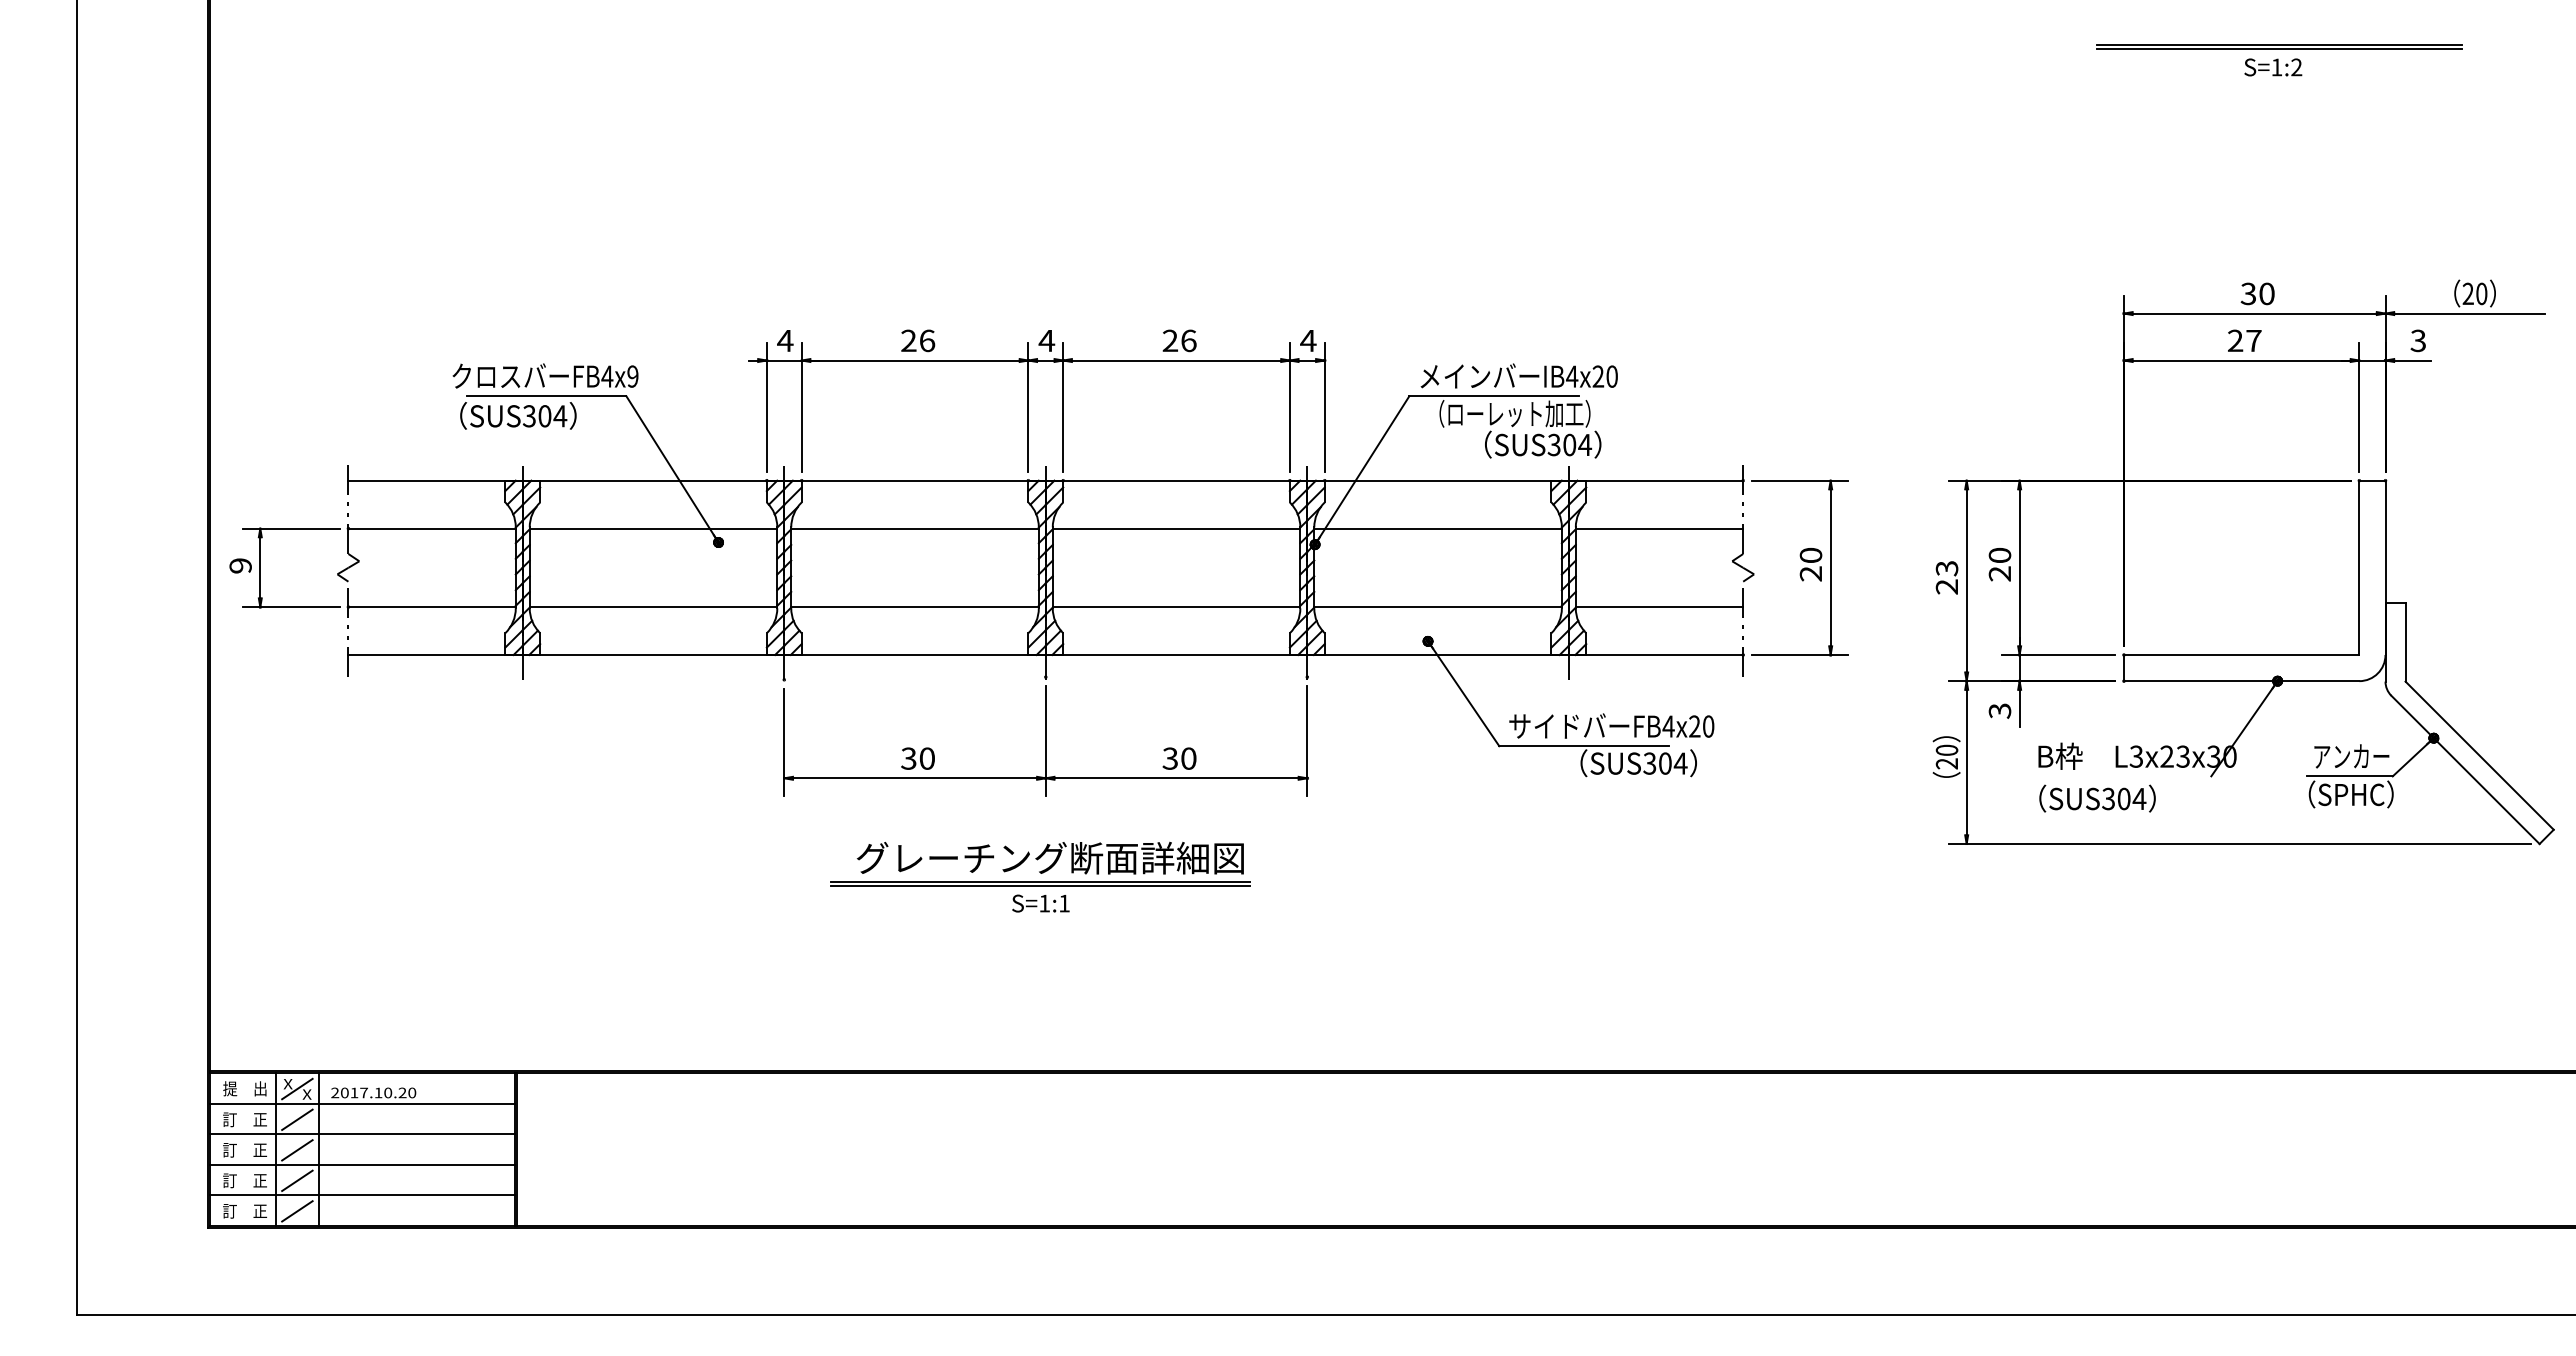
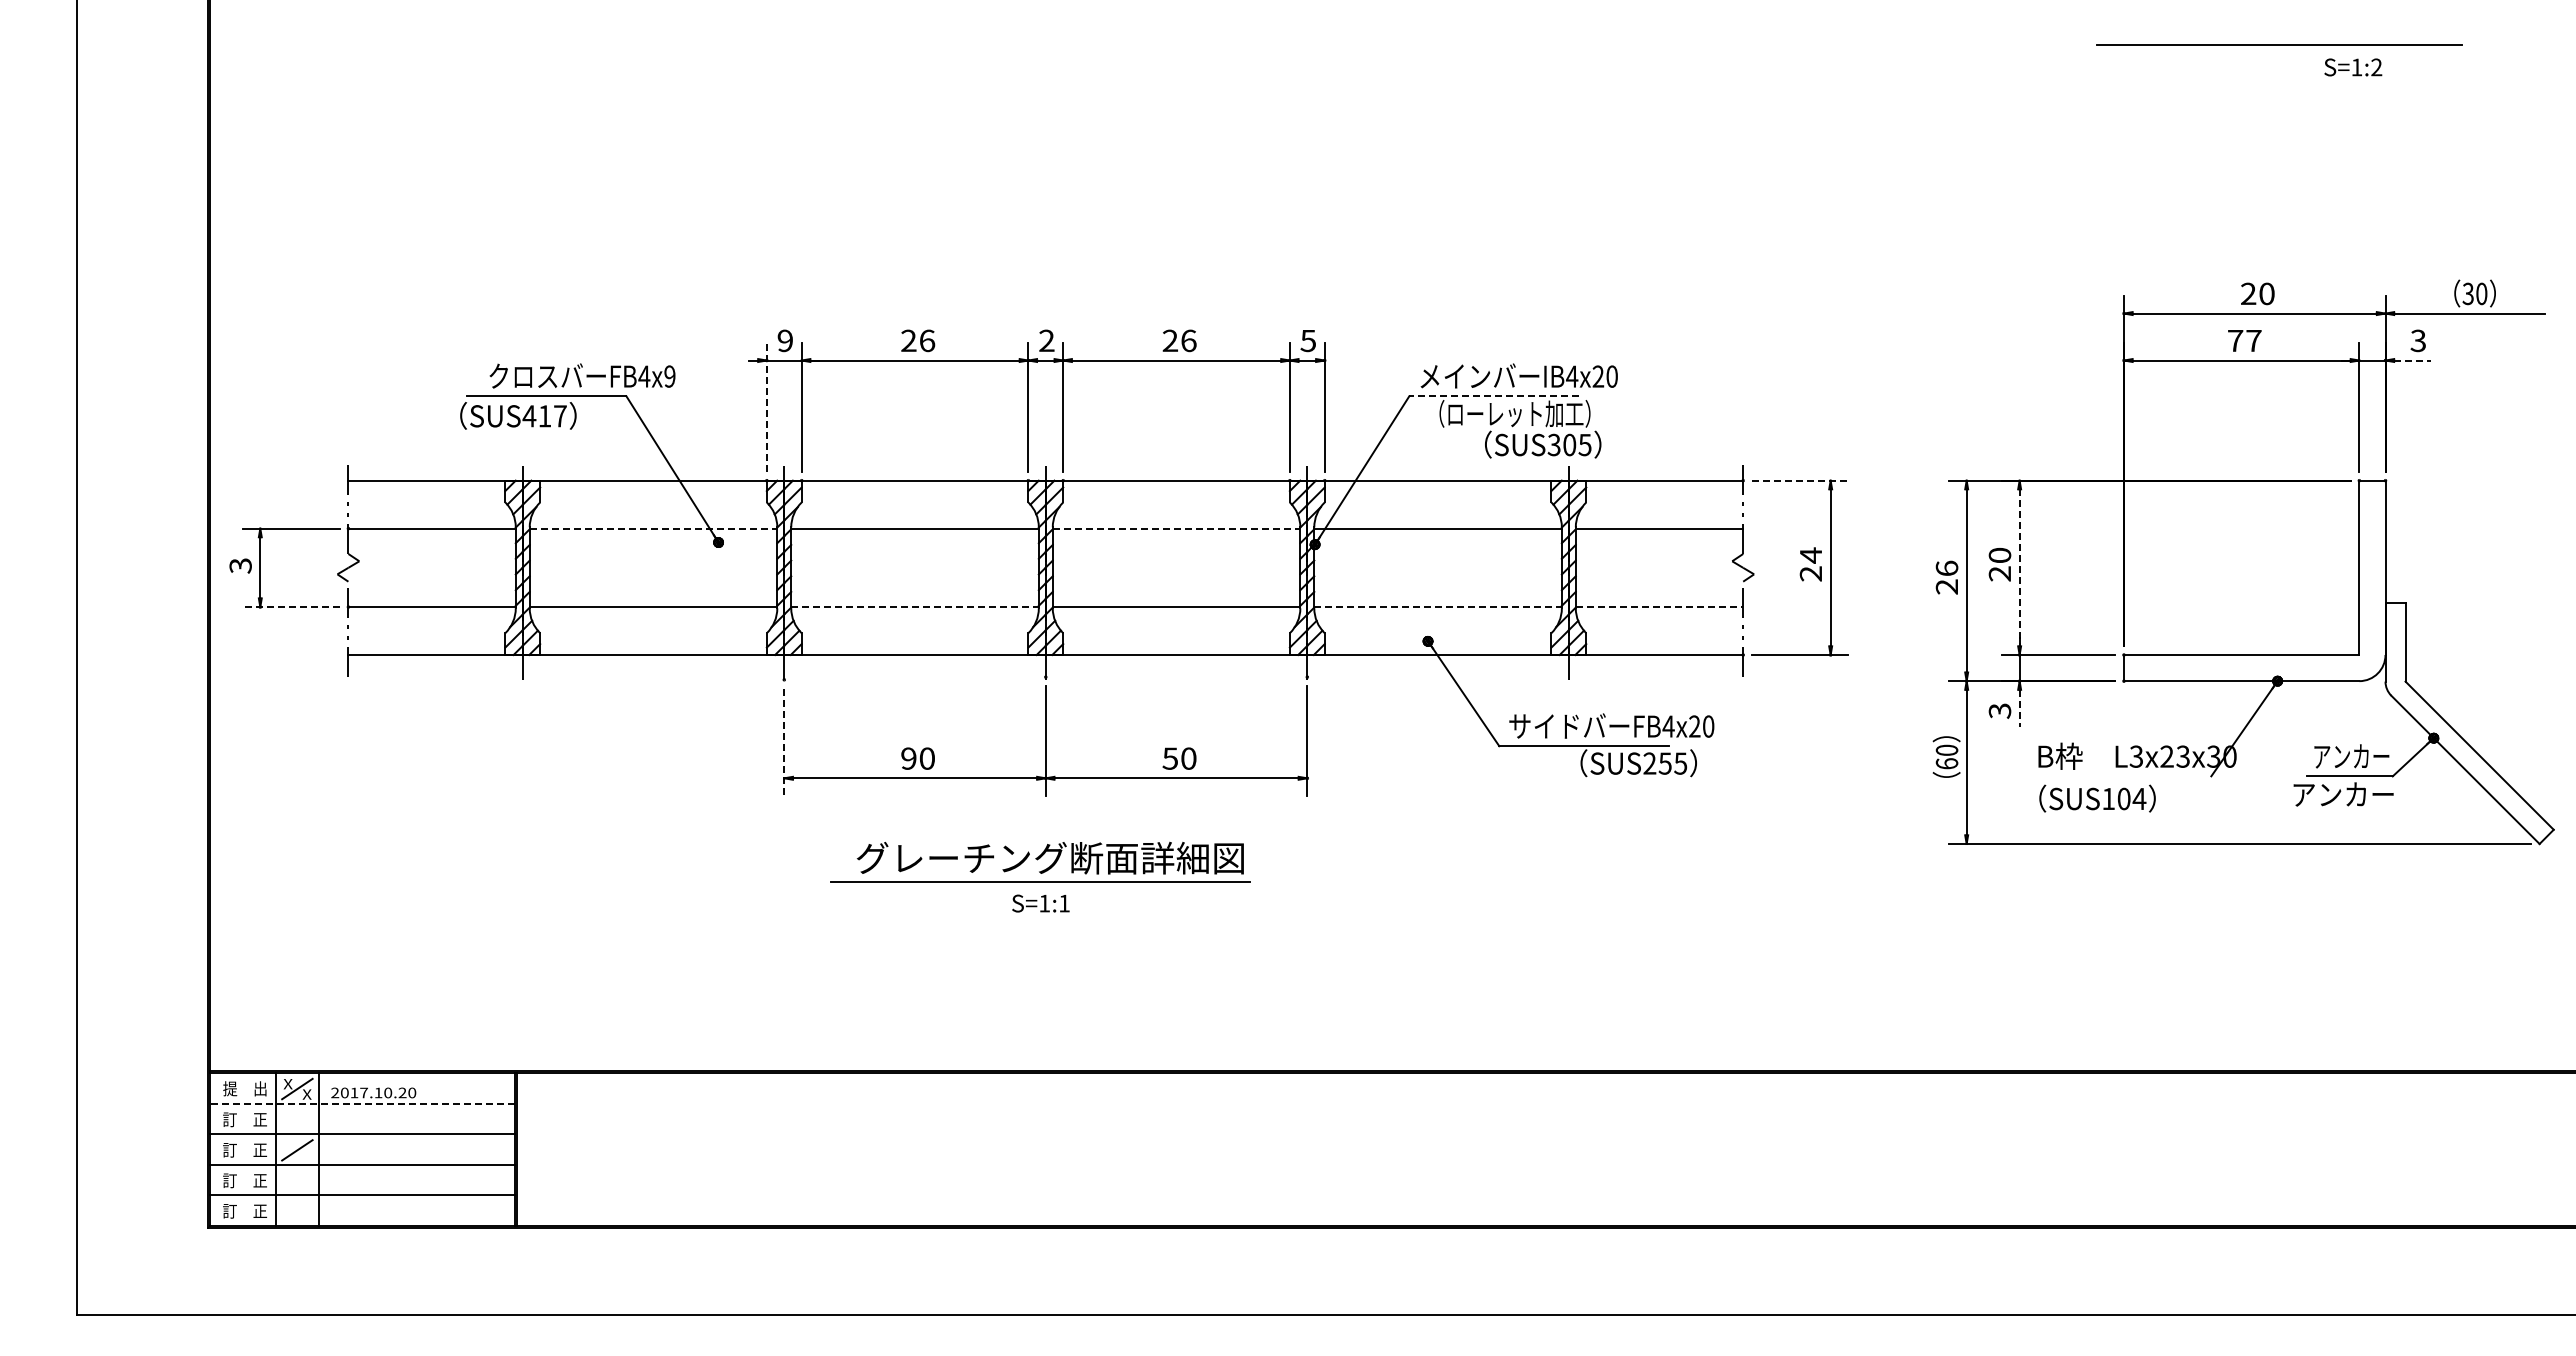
line: present -> none (2279, 49)
text position: (2273, 67) -> (2353, 67) (2353, 67)
text: 30 -> 20 (2248, 294)
text: 20 -> 30 (2467, 294)
text: 4 -> 9 (785, 340)
text: 4 -> 2 (1046, 340)
text: 27 -> 77 (2235, 340)
text: 4 -> 5 (1308, 341)
line: solid -> dashed (2413, 360)
text position: (545, 375) -> (582, 375) (582, 375)
line: solid -> dashed (1494, 396)
line: solid -> dashed (766, 407)
text: SUS304 -> SUS417 (544, 416)
text: SUS304 -> SUS305 (1585, 445)
line: solid -> dashed (1800, 480)
line: solid -> dashed (653, 528)
line: solid -> dashed (1176, 528)
text: 20 -> 24 (1810, 555)
text: 9 -> 3 (240, 565)
text: 23 -> 26 (1946, 568)
line: solid -> dashed (2019, 568)
line: solid -> dashed (290, 607)
line: solid -> dashed (915, 607)
line: solid -> dashed (1438, 607)
line: solid -> dashed (1659, 607)
line: solid -> dashed (2019, 708)
line: solid -> dashed (784, 742)
text: 30 -> 90 (908, 758)
text: 30 -> 50 (1169, 758)
text: SUS304 -> SUS255 (1665, 763)
text: 20 -> 60 (1946, 763)
text: （SPHC） -> アンカー (2343, 794)
text: SUS304 -> SUS104 (2108, 798)
line: present -> none (1040, 886)
line: solid -> dashed (362, 1103)
line: present -> none (297, 1119)
line: present -> none (297, 1180)
line: present -> none (297, 1211)
